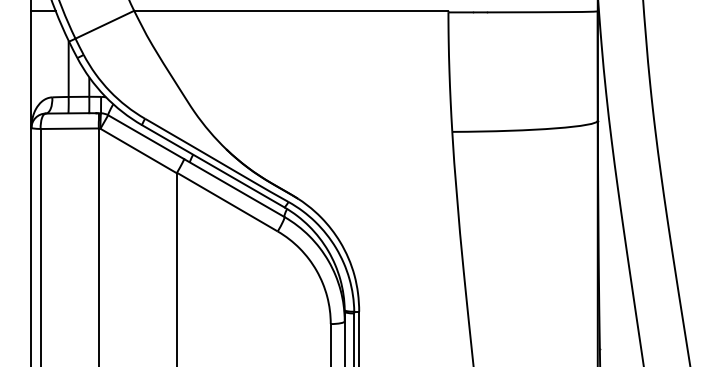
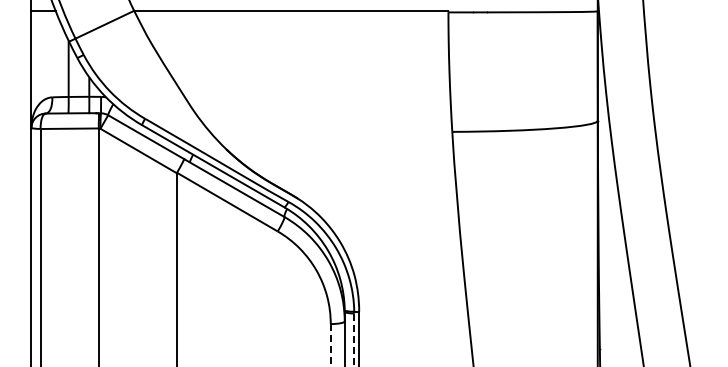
line: solid -> dashed (354, 339)
line: solid -> dashed (330, 345)
